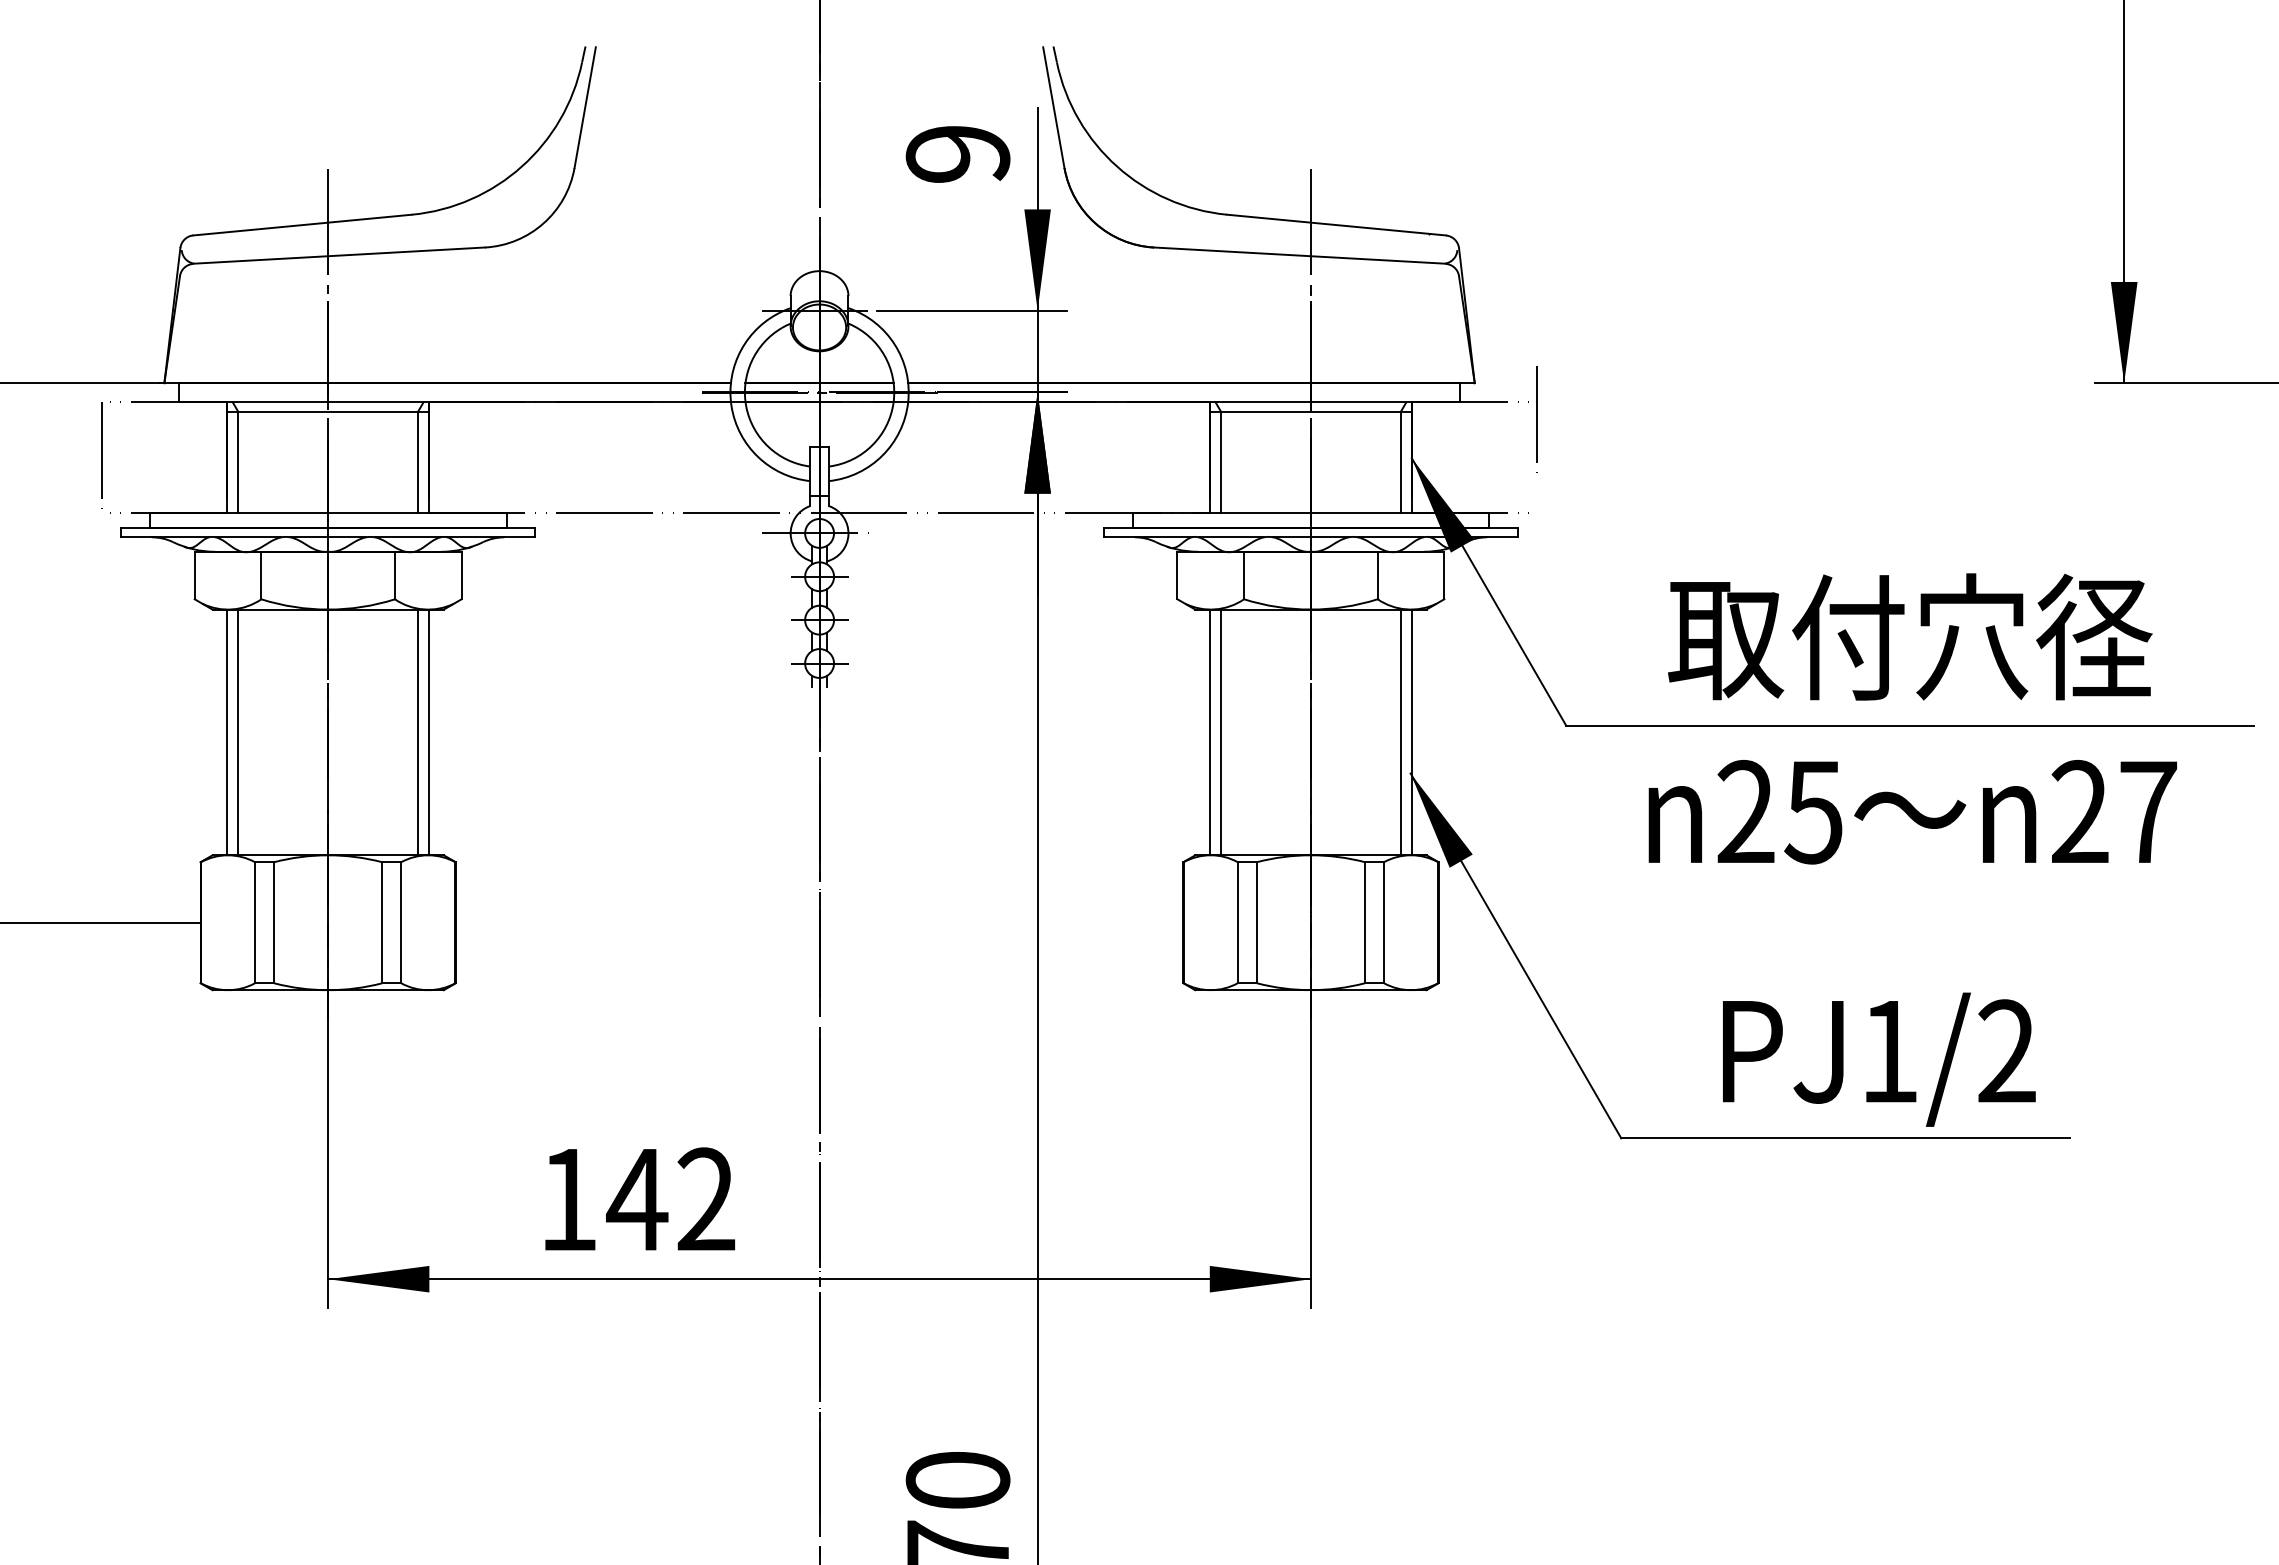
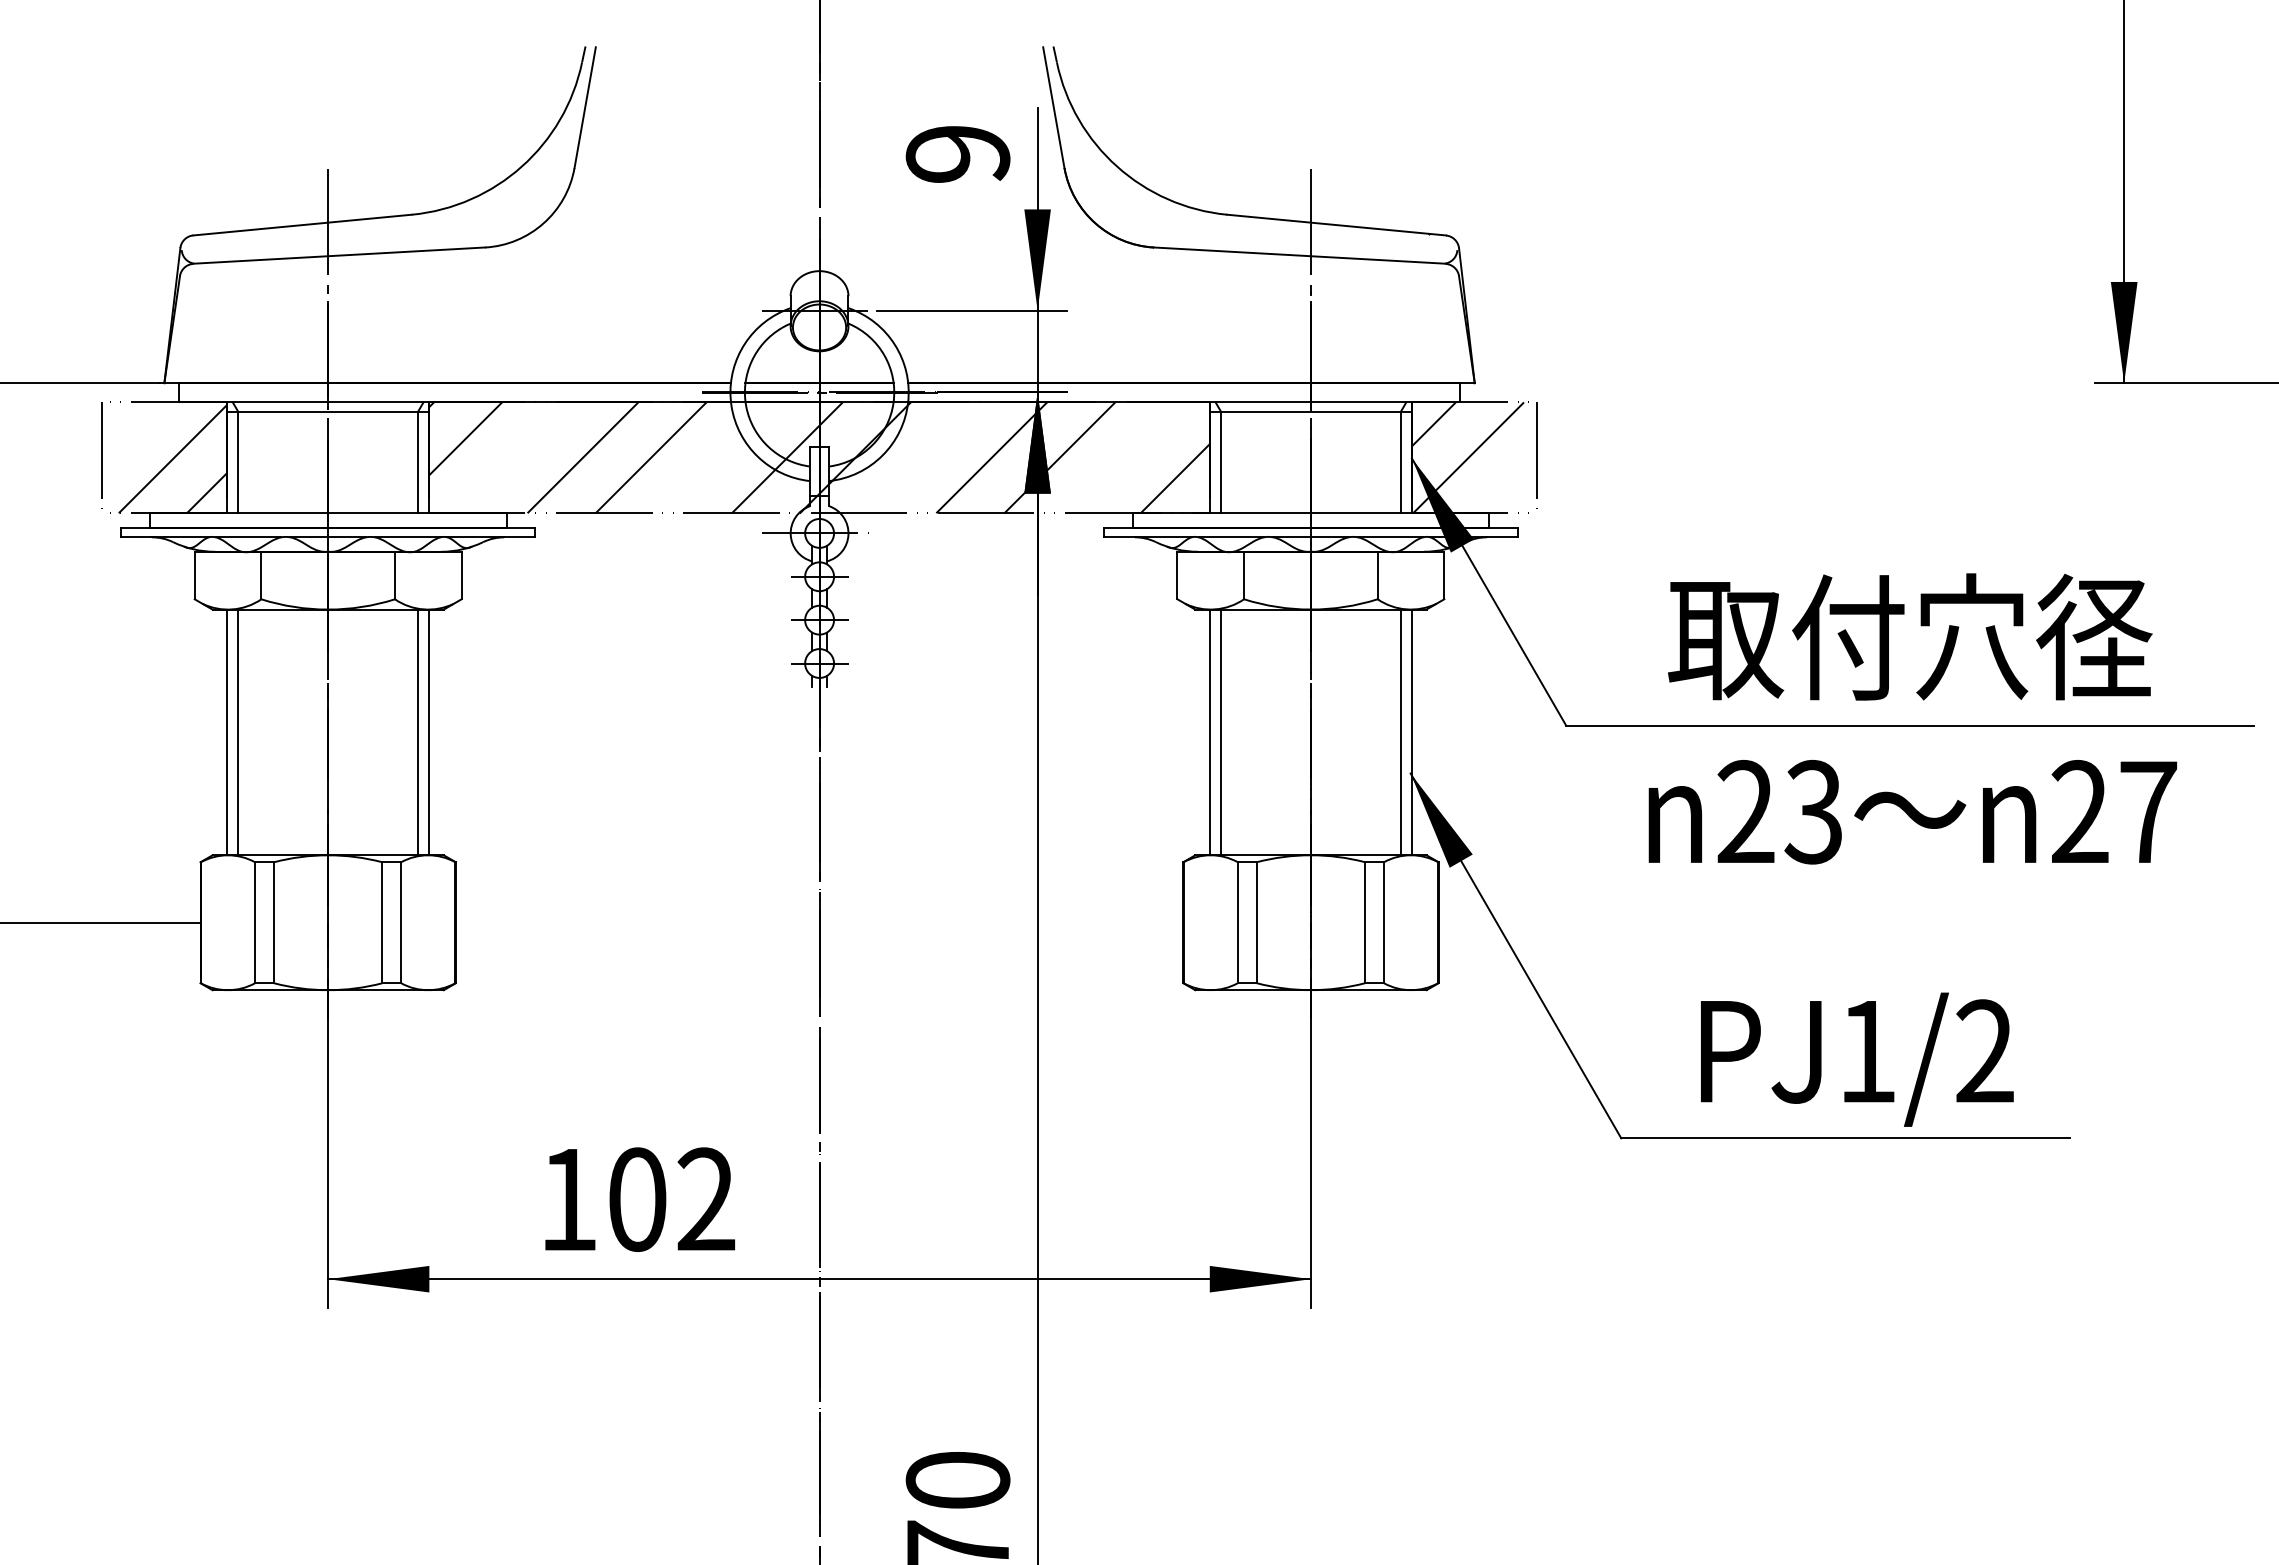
line position: (1536, 419) -> (1536, 455) (1536, 455)
hatch: none -> present (819, 457)
hatch: none -> present (1467, 457)
hatch: none -> present (172, 458)
text: 25 -> 23 (1813, 811)
text position: (1879, 1059) -> (1857, 1059) (1857, 1059)
text: 142 -> 102 (637, 1199)
